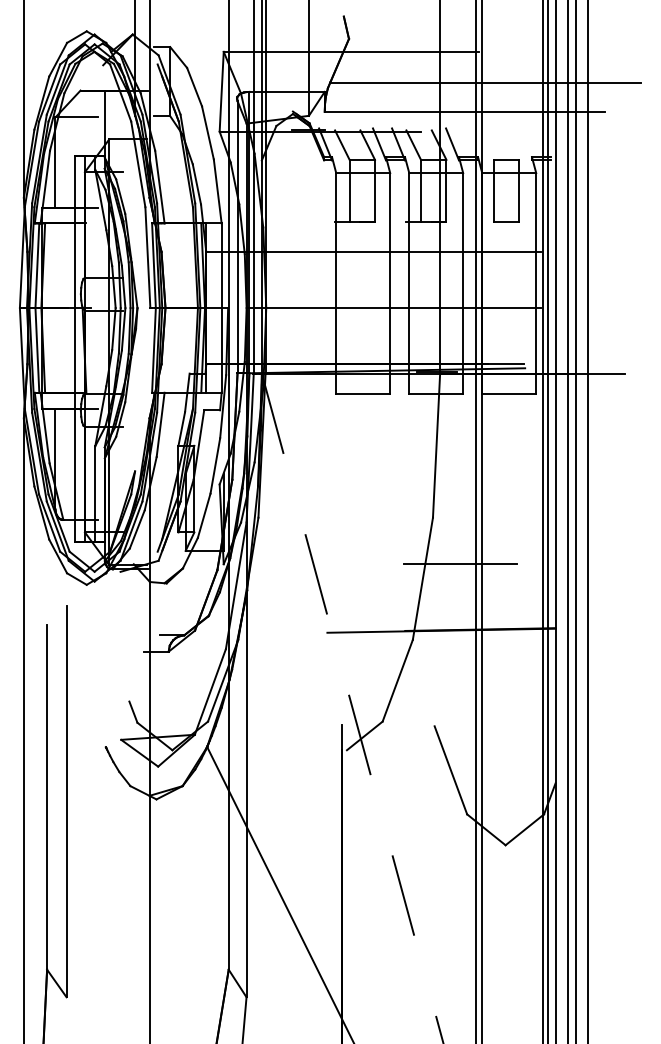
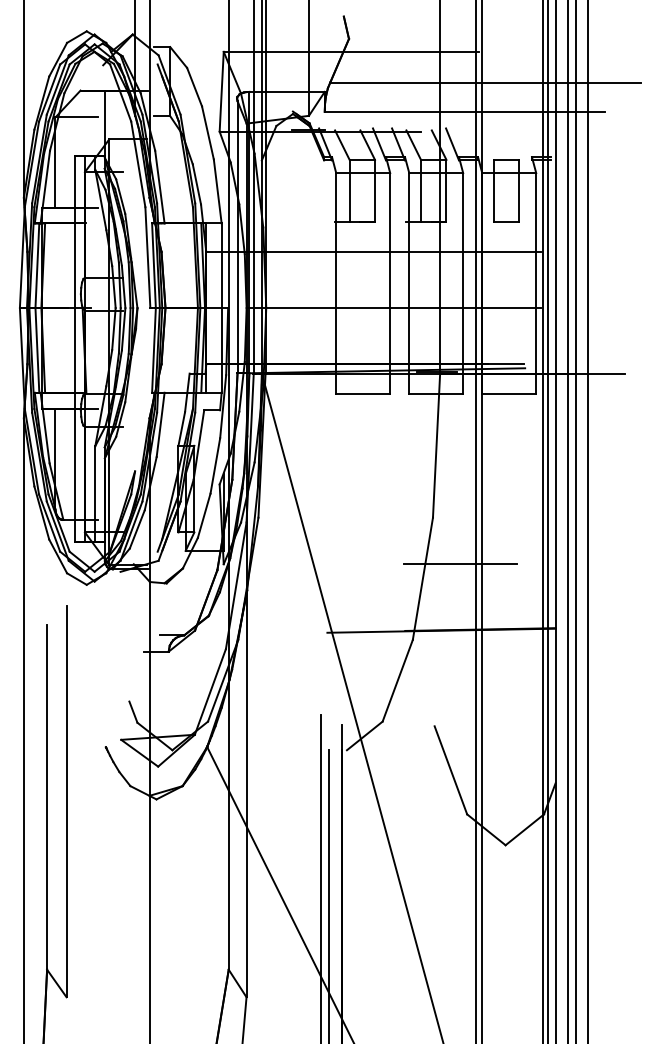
line: dashed -> solid (352, 708)
line: none -> present (320, 877)
line: none -> present (328, 895)
